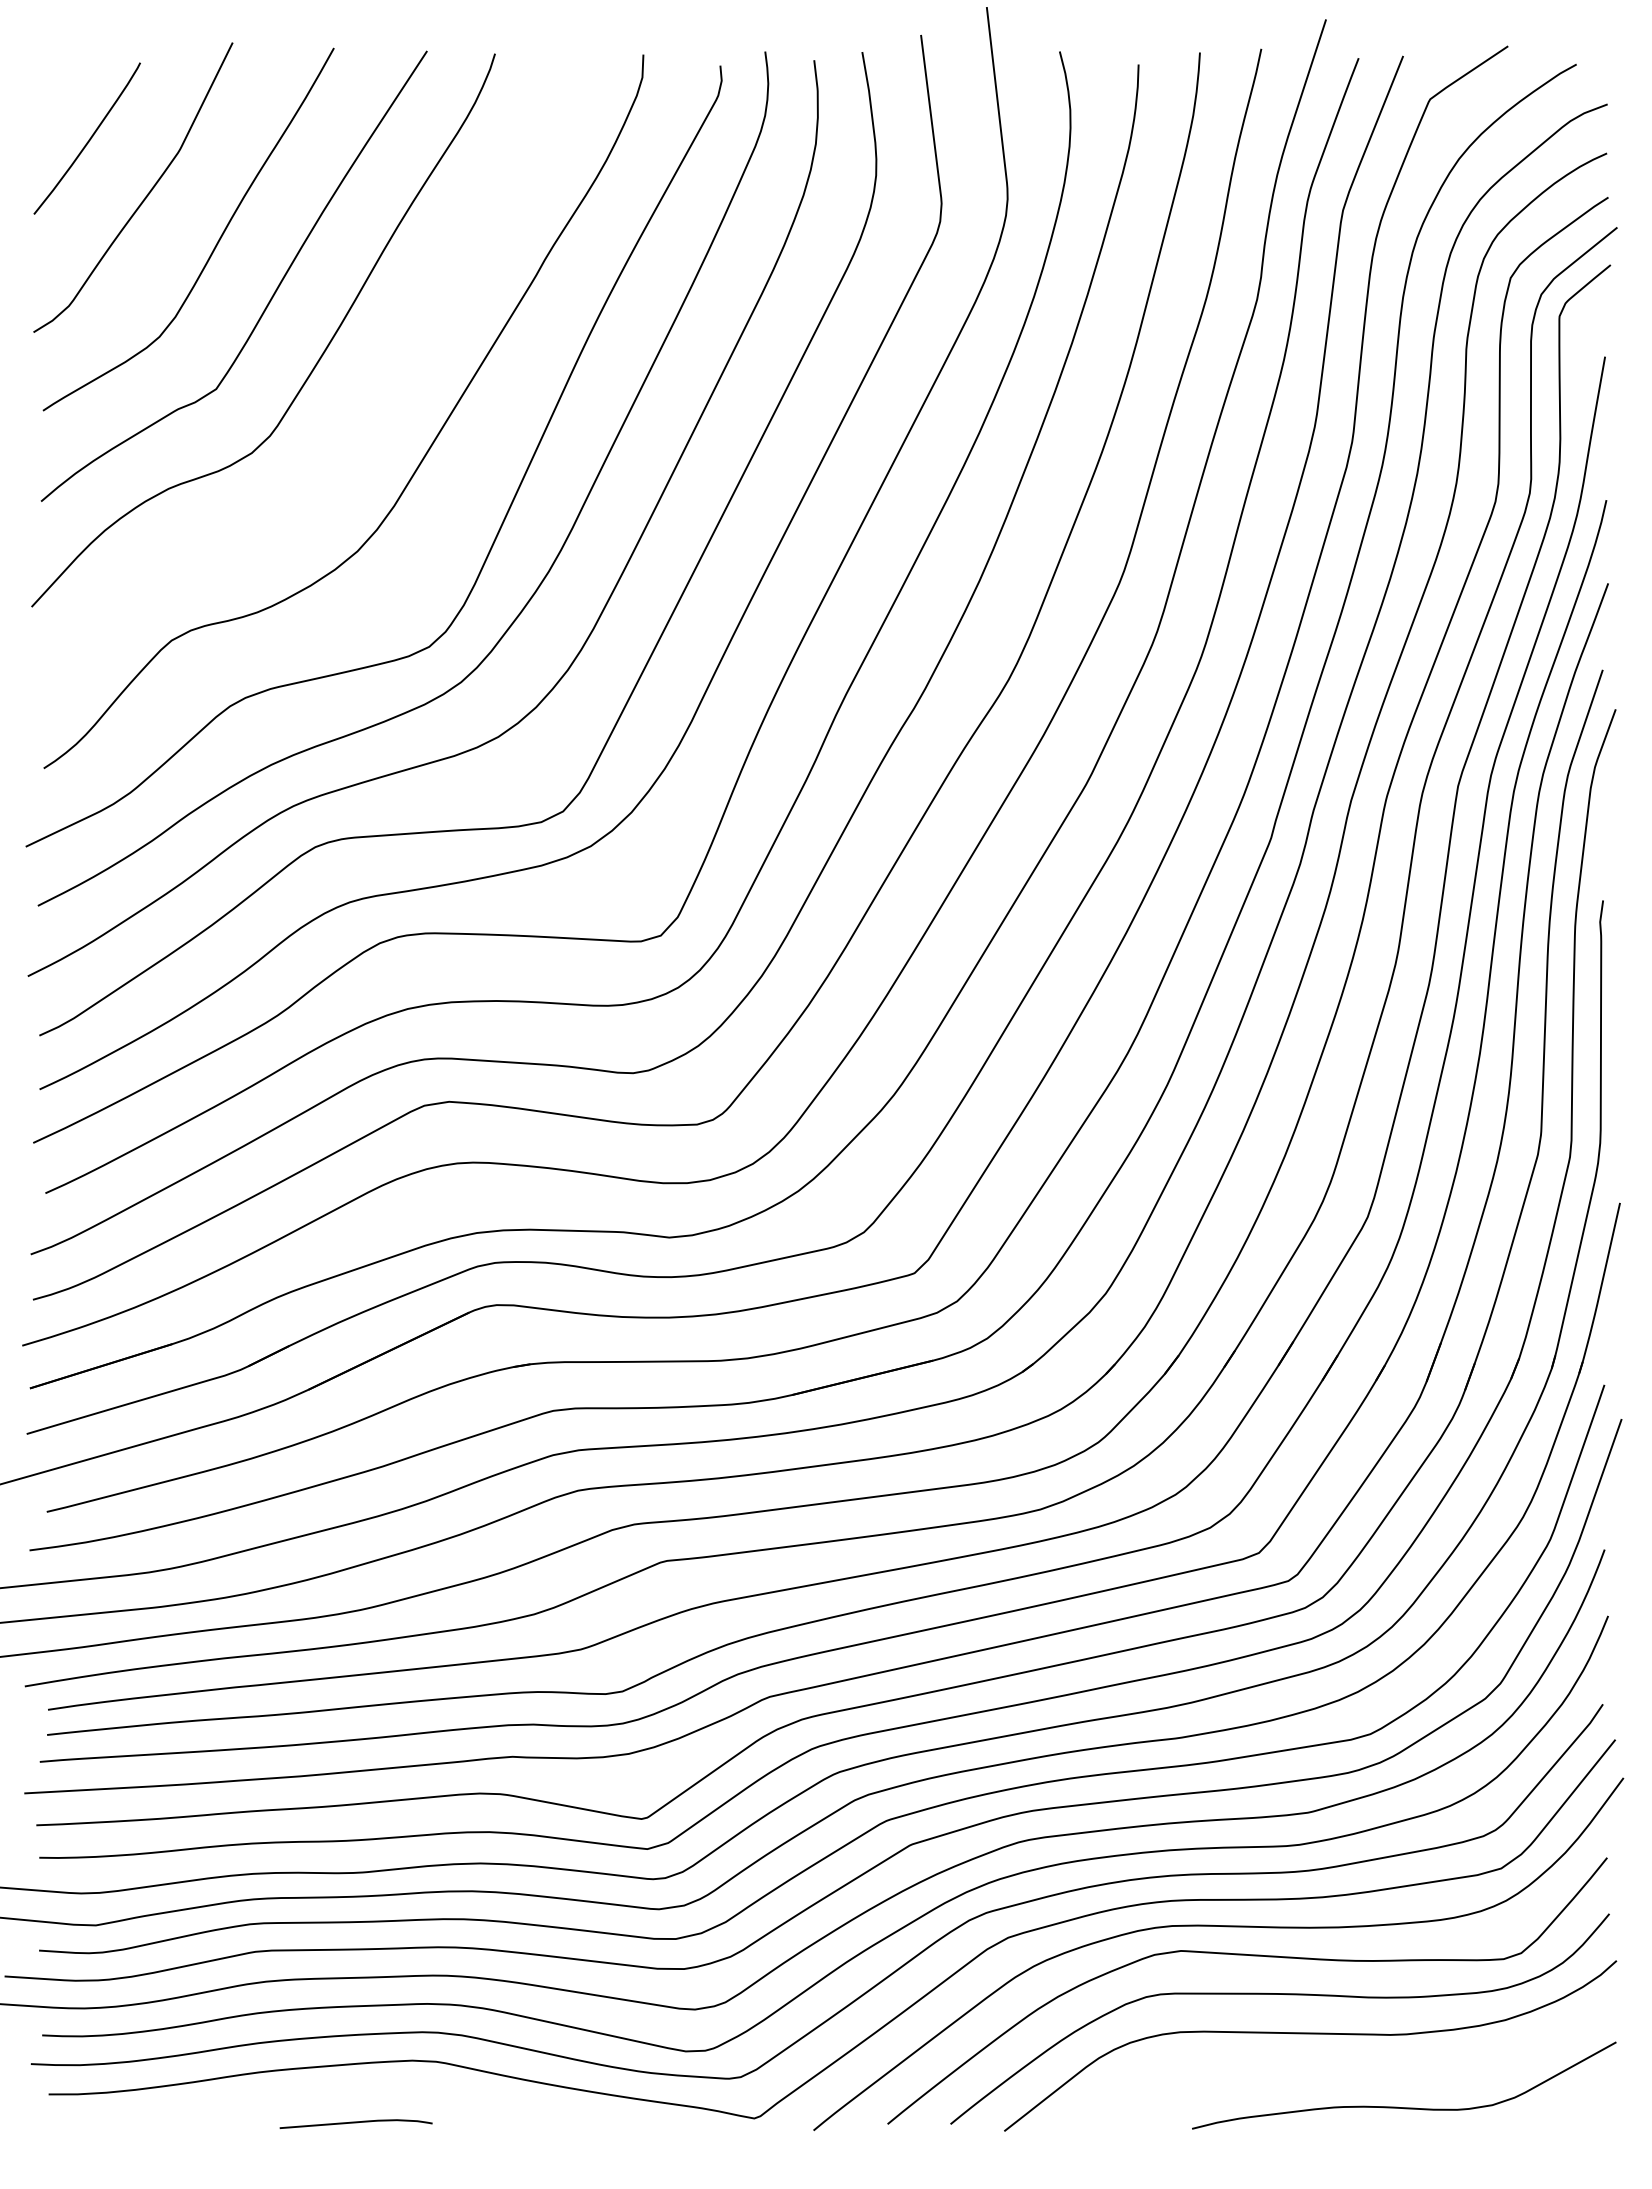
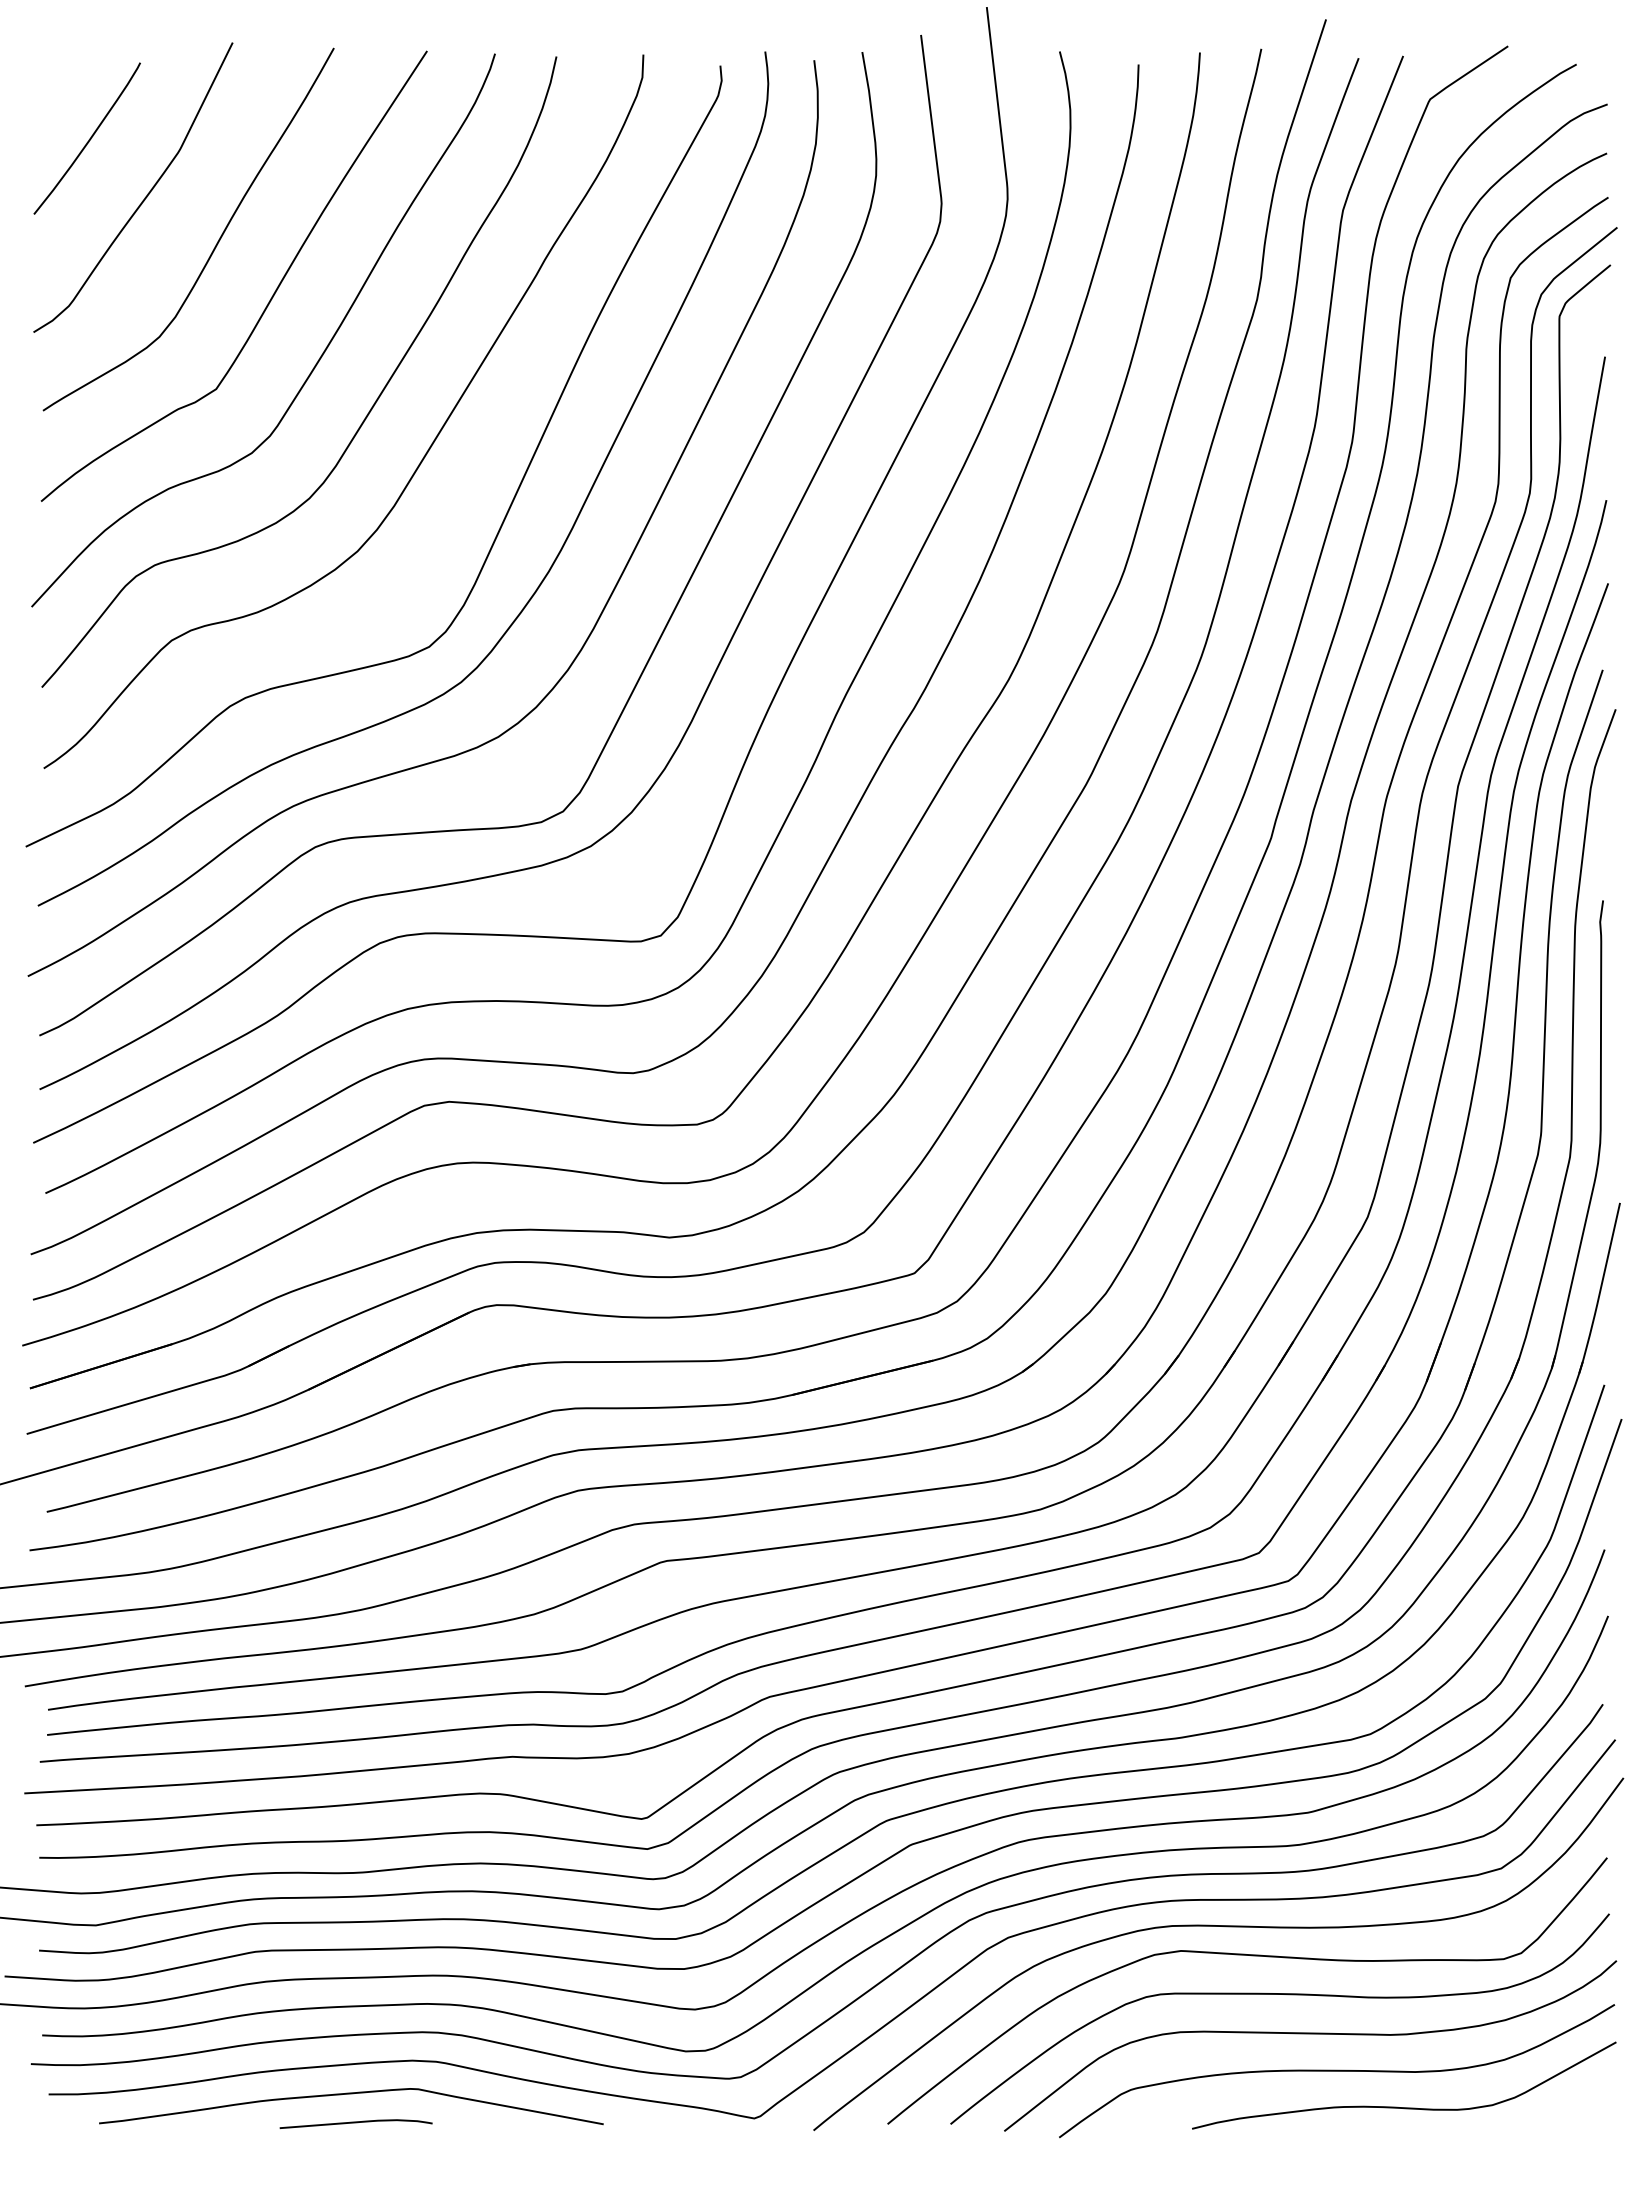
curve: none -> present (368, 411)
curve: none -> present (1337, 2071)
curve: none -> present (351, 2094)
